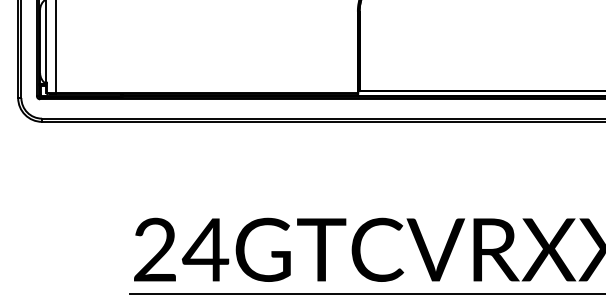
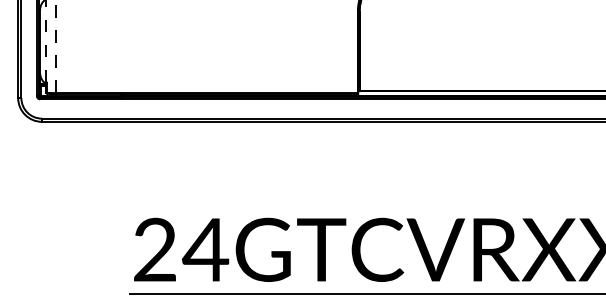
line: solid -> dashed (45, 41)
line: solid -> dashed (56, 46)
